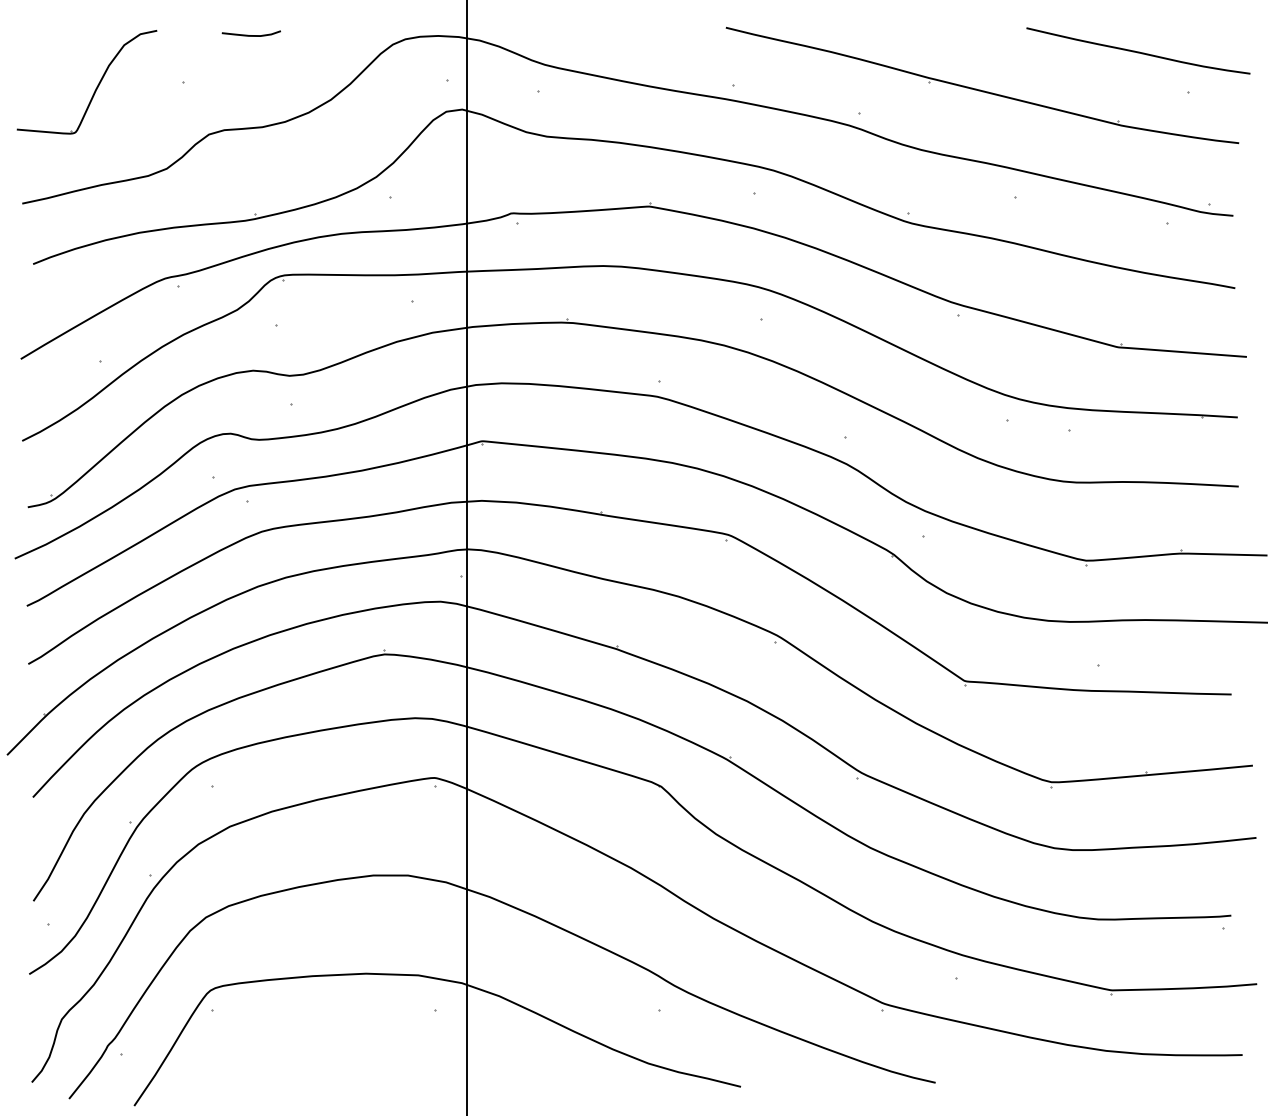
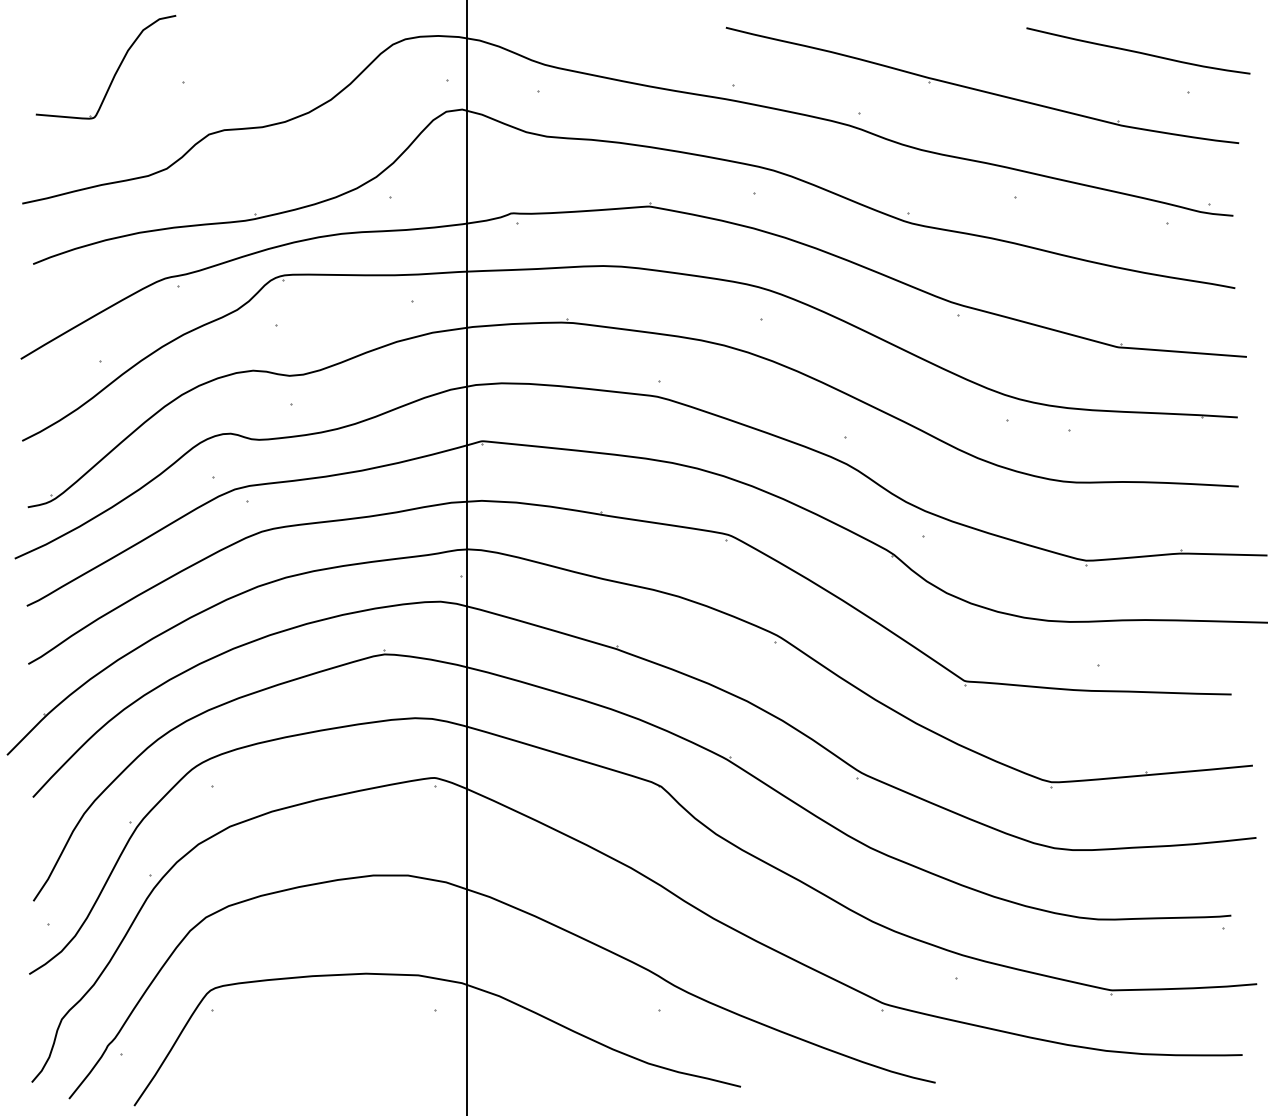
curve: present -> none (250, 35)
part position: (96, 86) -> (115, 71) (115, 71)
